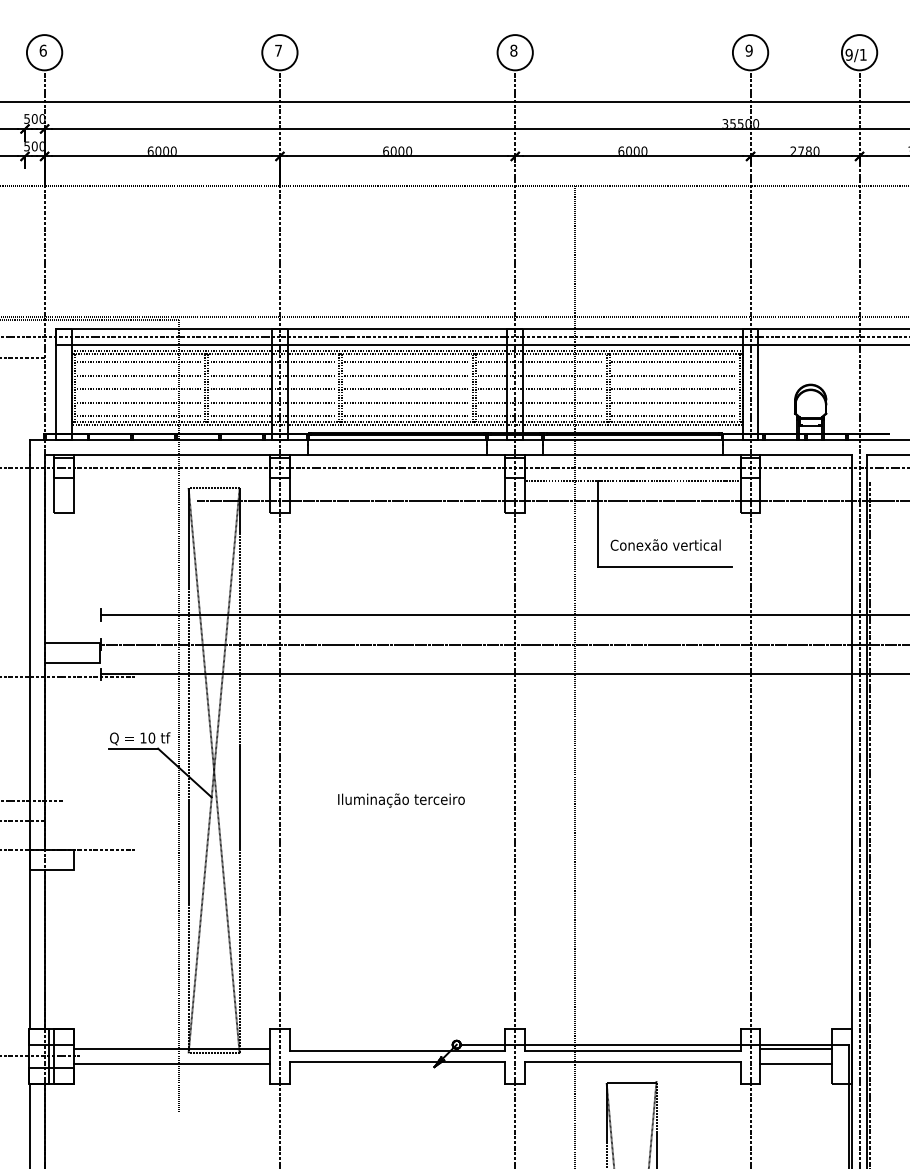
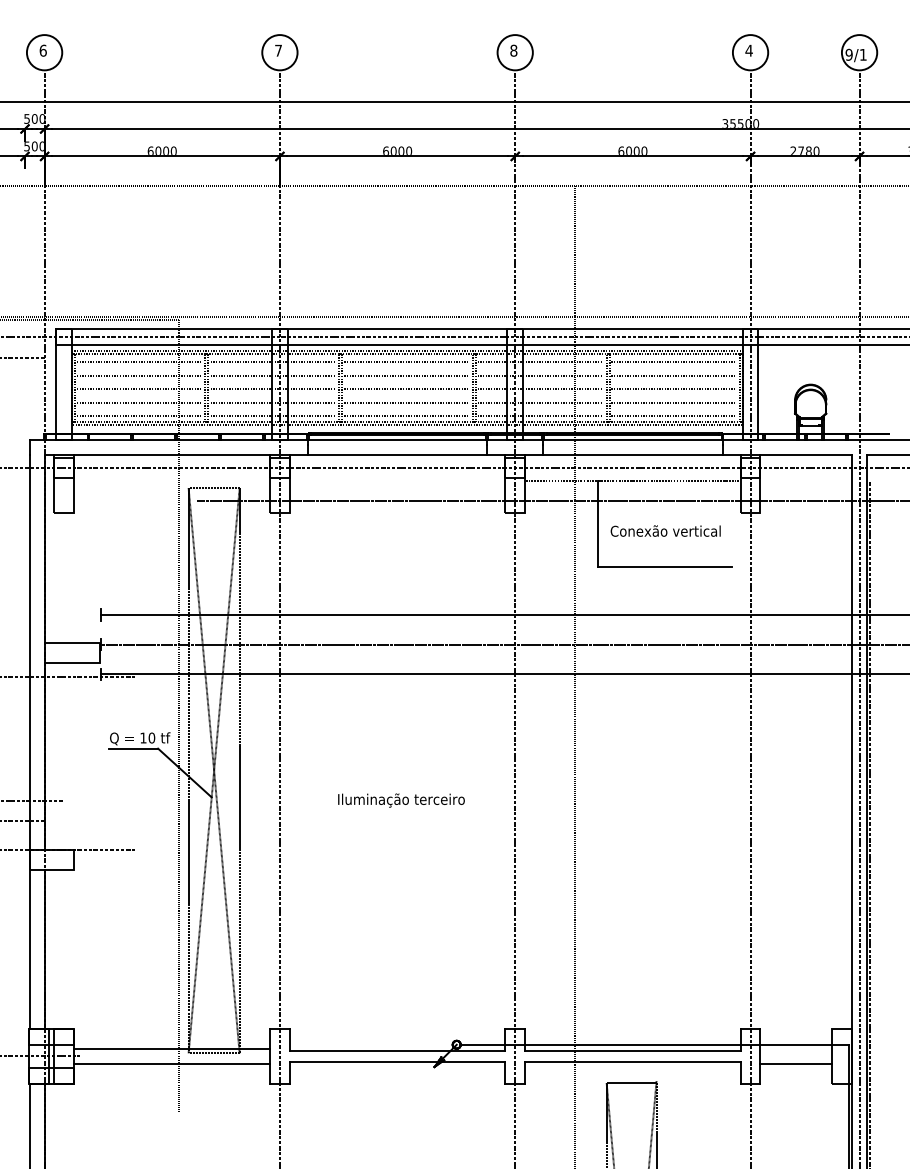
text: 9 -> 4 (748, 50)
text position: (665, 544) -> (665, 530) (665, 530)
line: present -> none (796, 1048)
